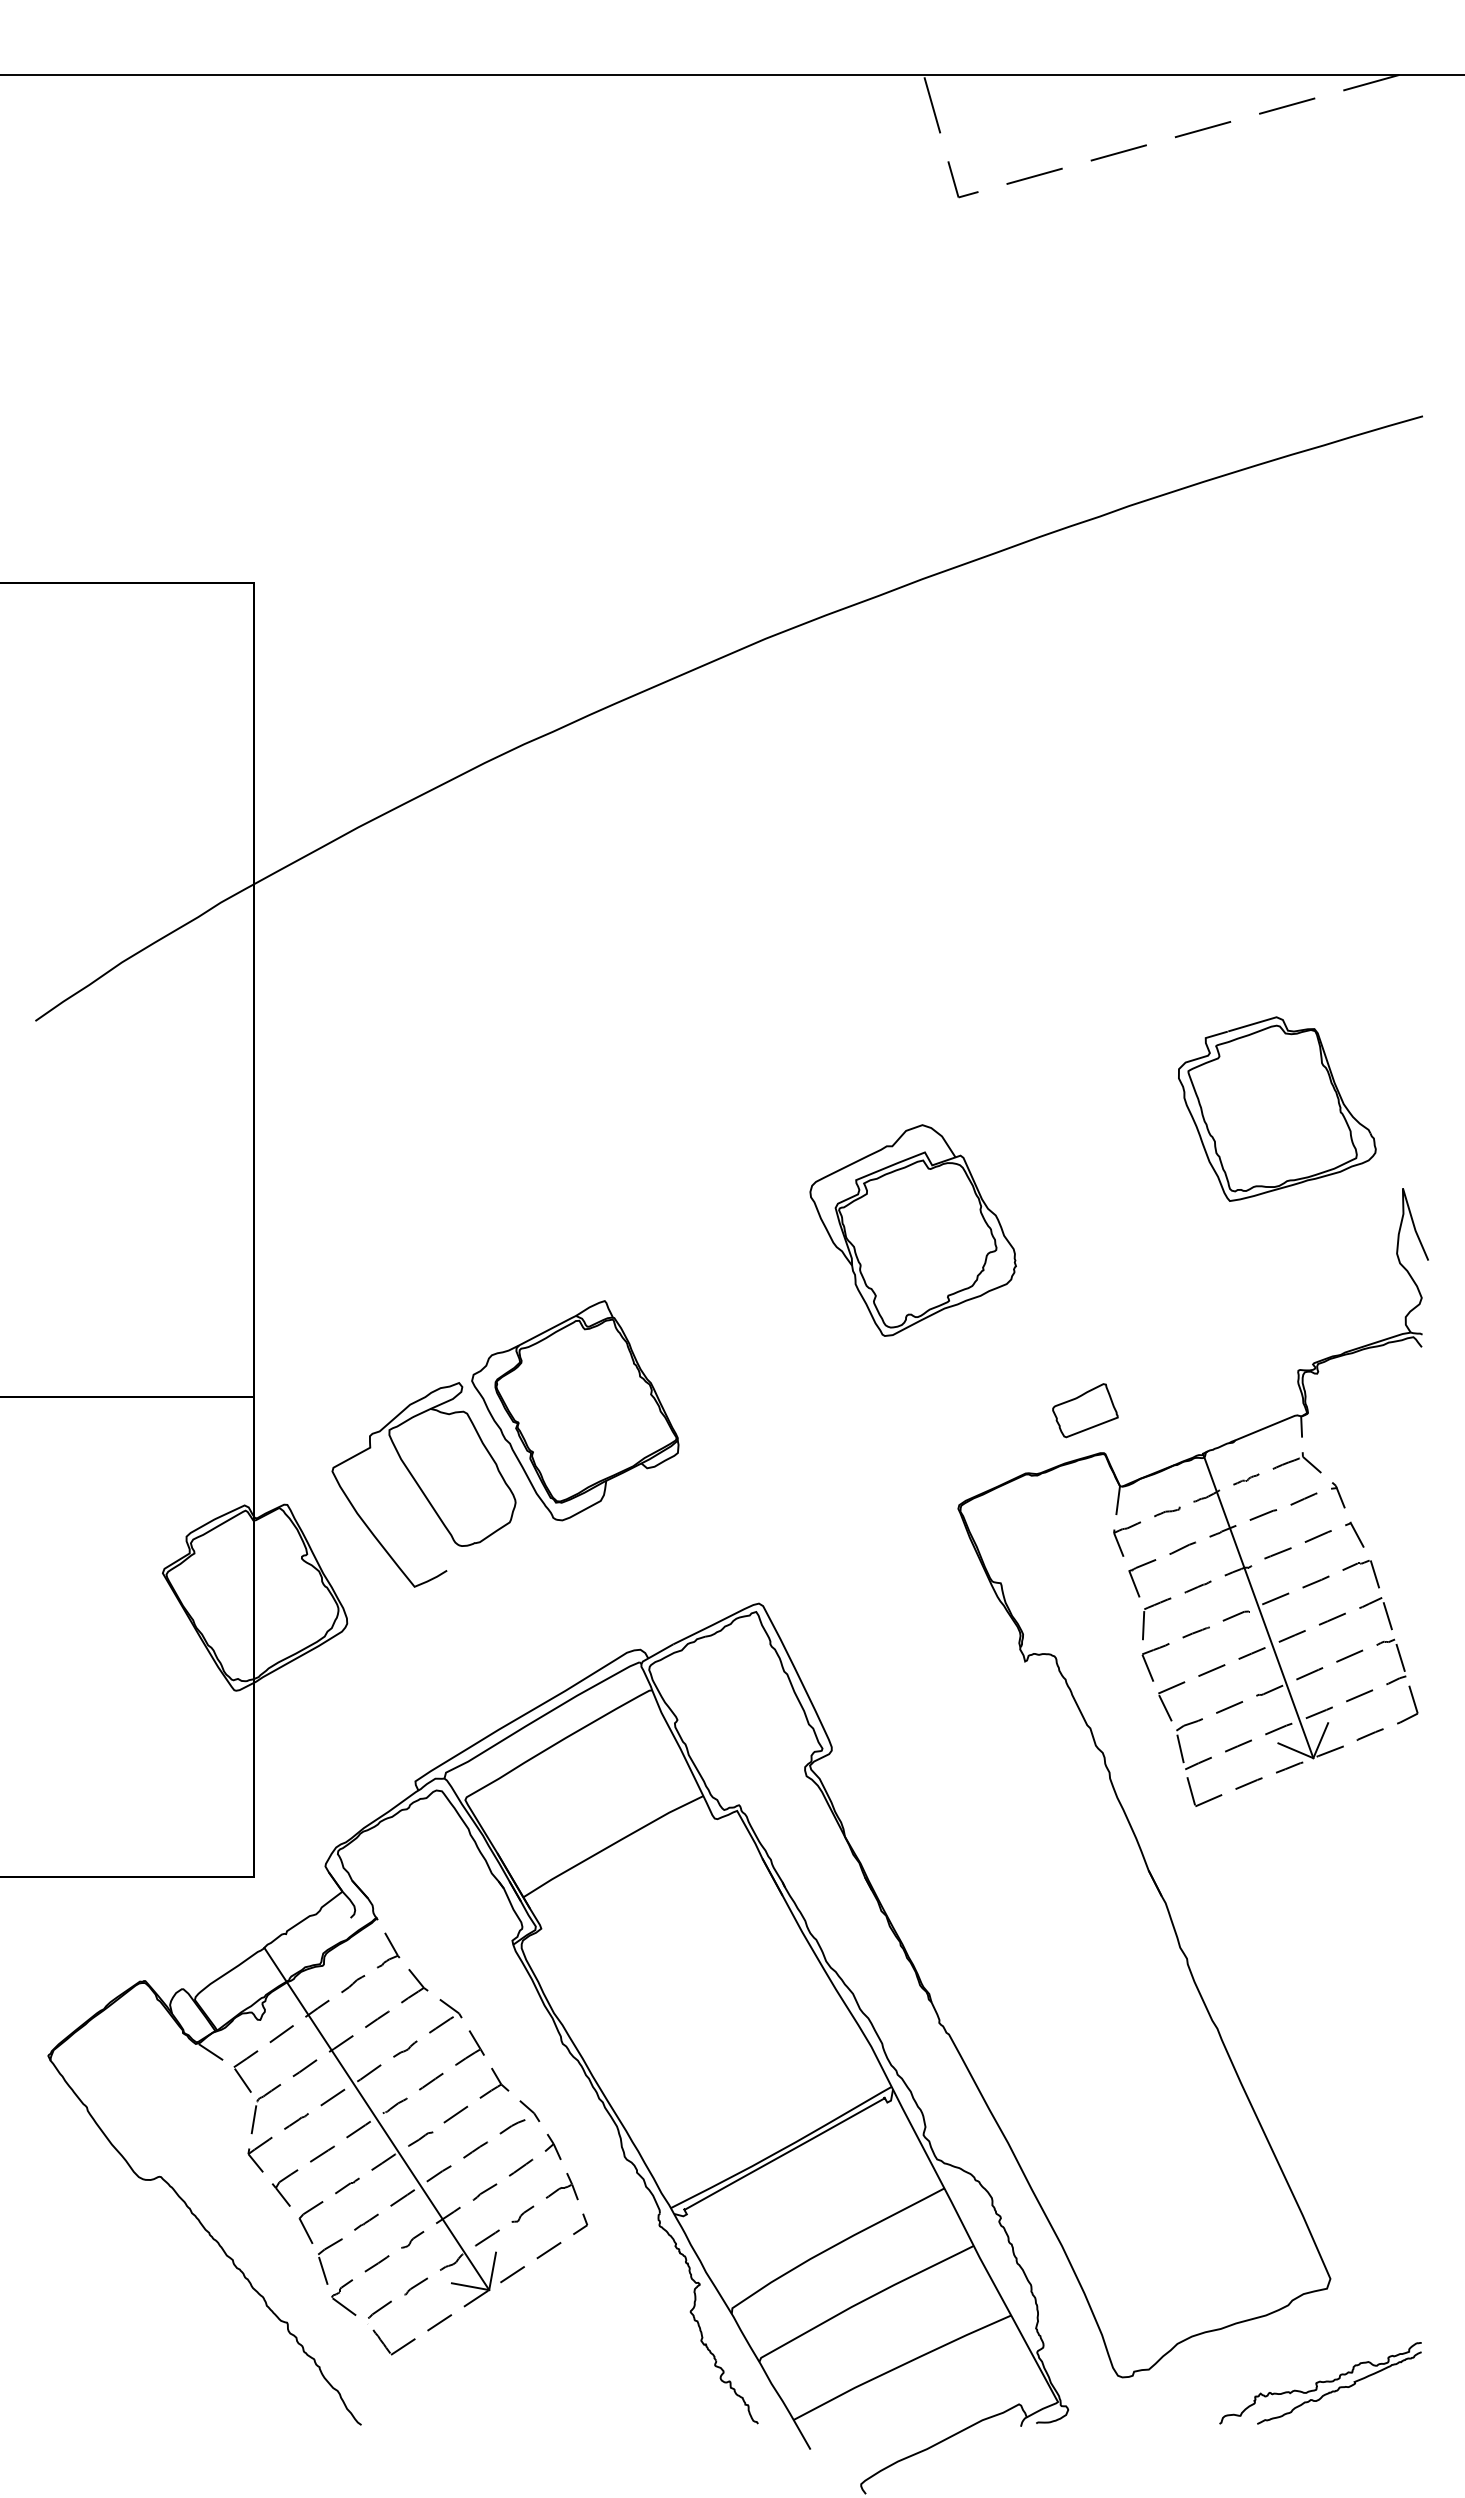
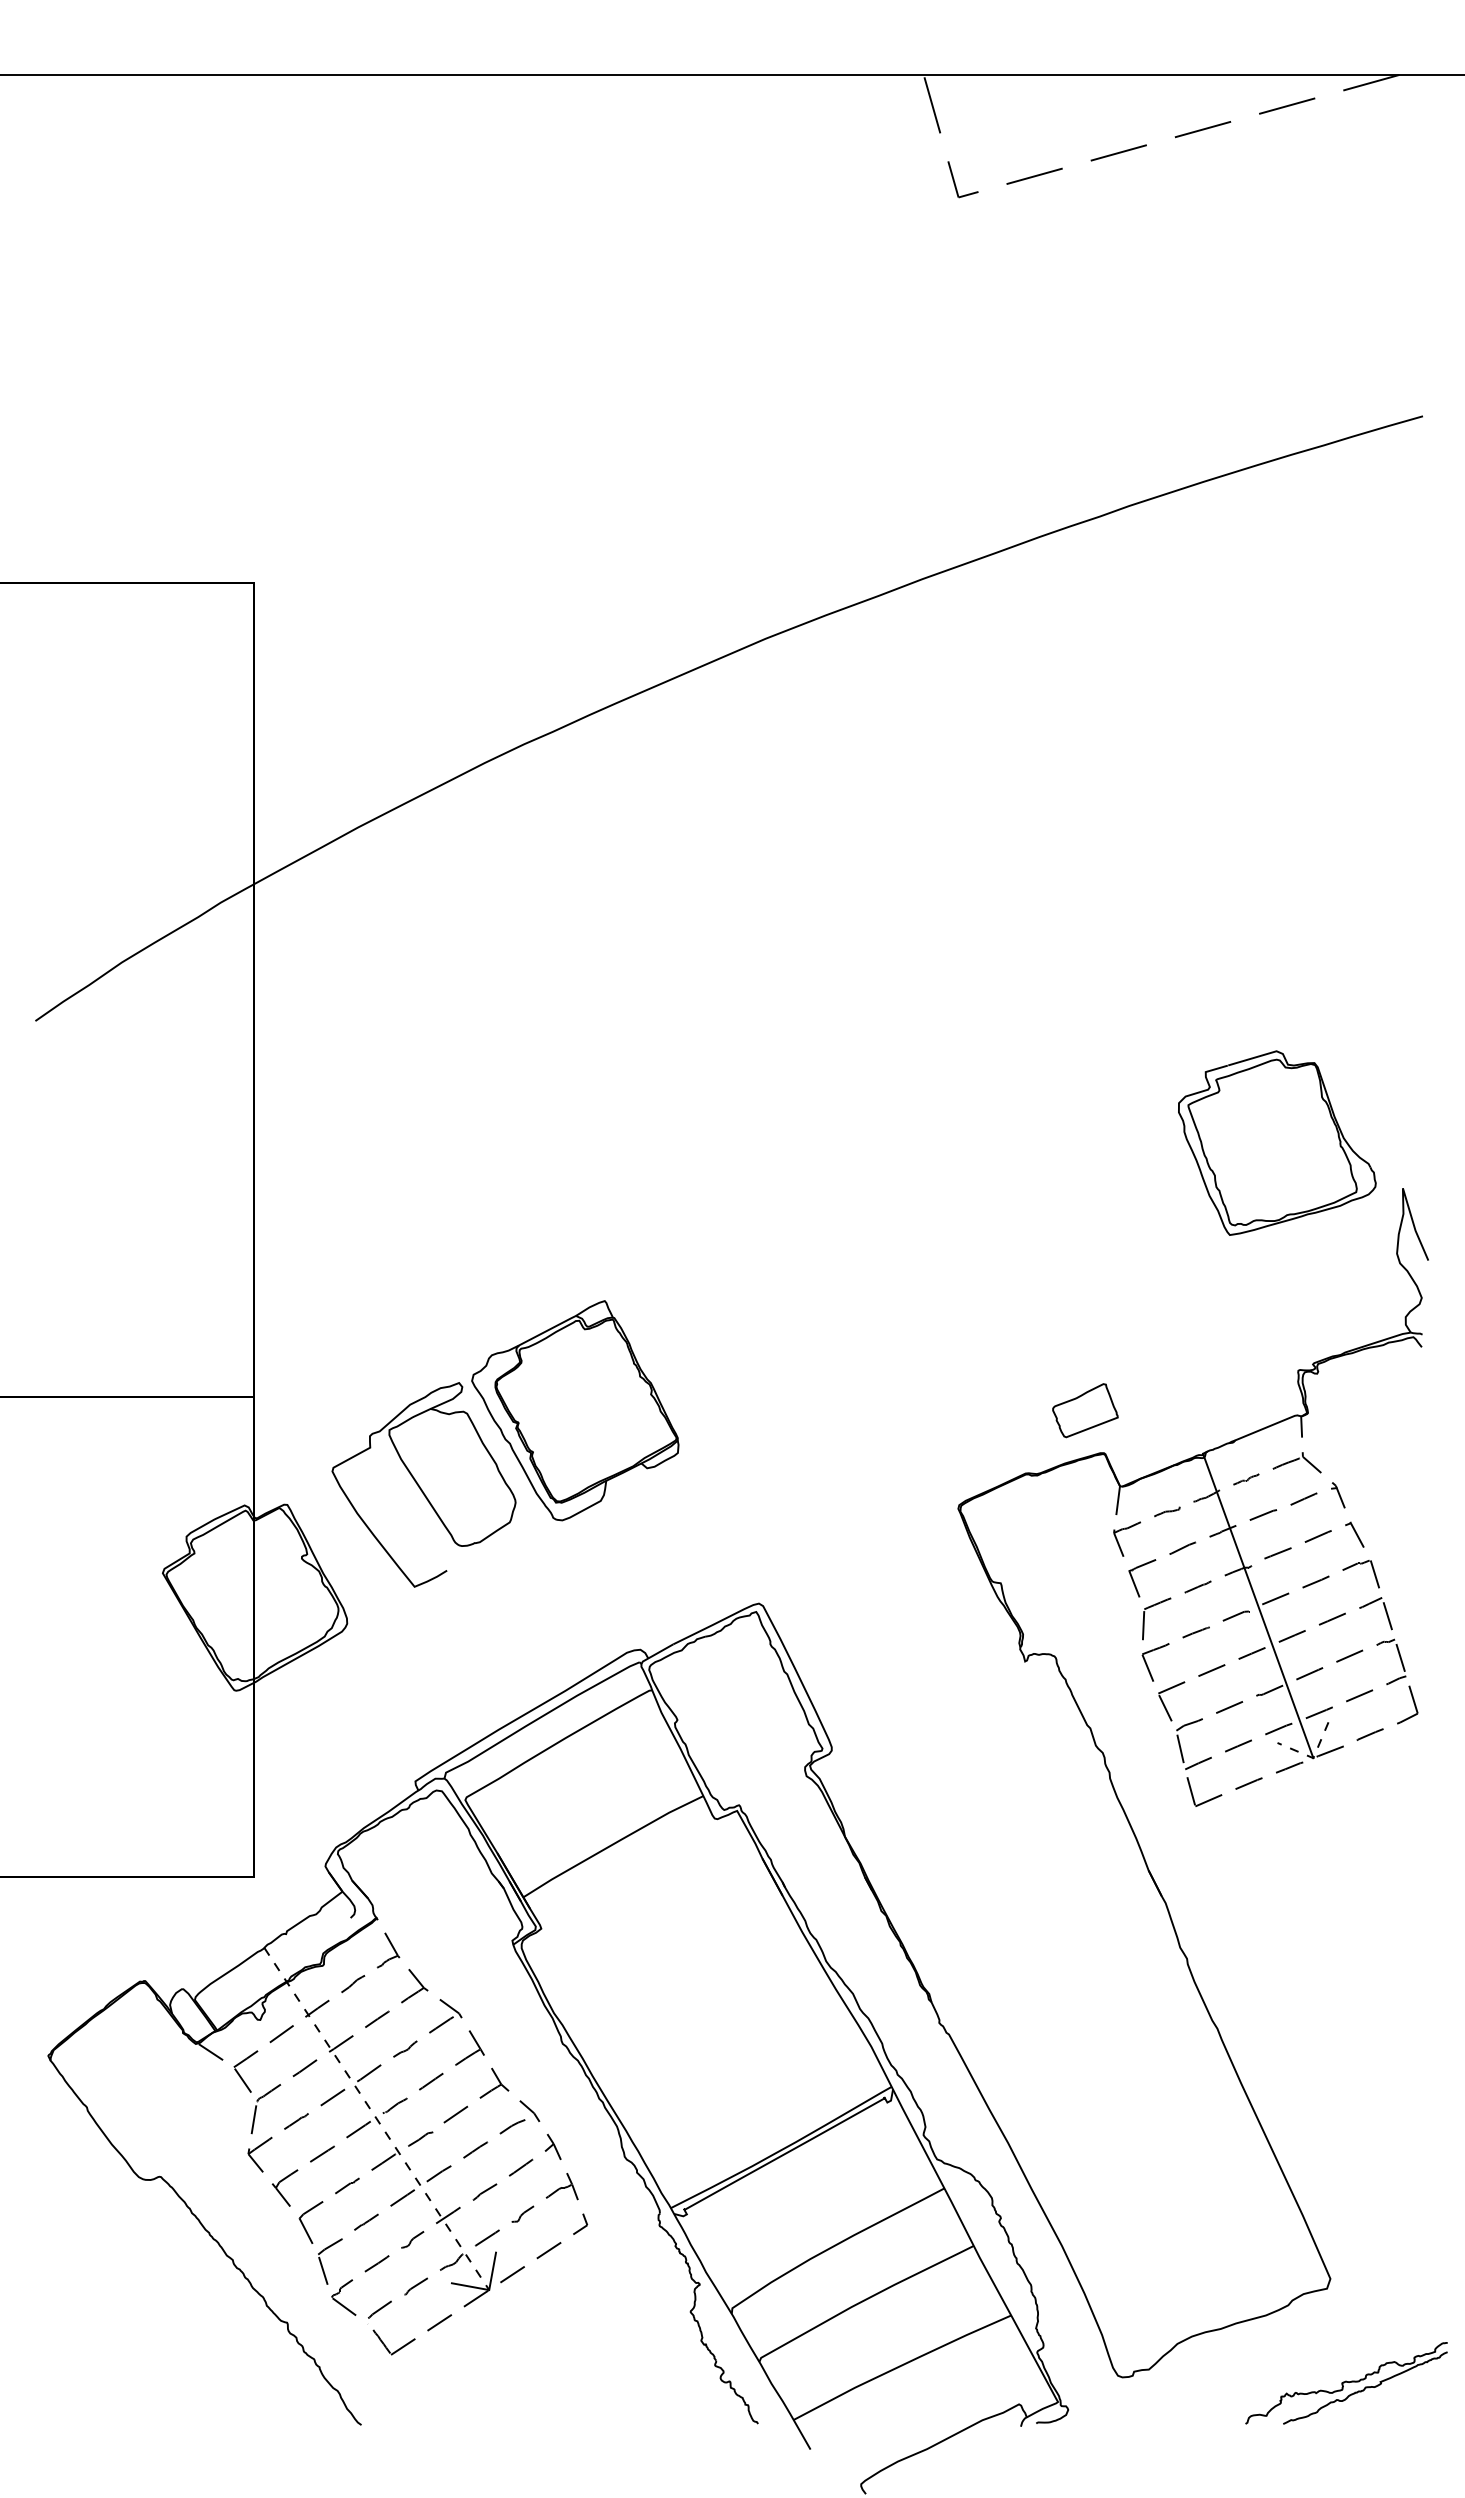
part position: (1277, 1108) -> (1277, 1142) (1277, 1142)
part: present -> none (912, 1230)
line: solid -> dashed (1313, 1758)
line: solid -> dashed (376, 2118)
part position: (1320, 2383) -> (1346, 2383) (1346, 2383)
